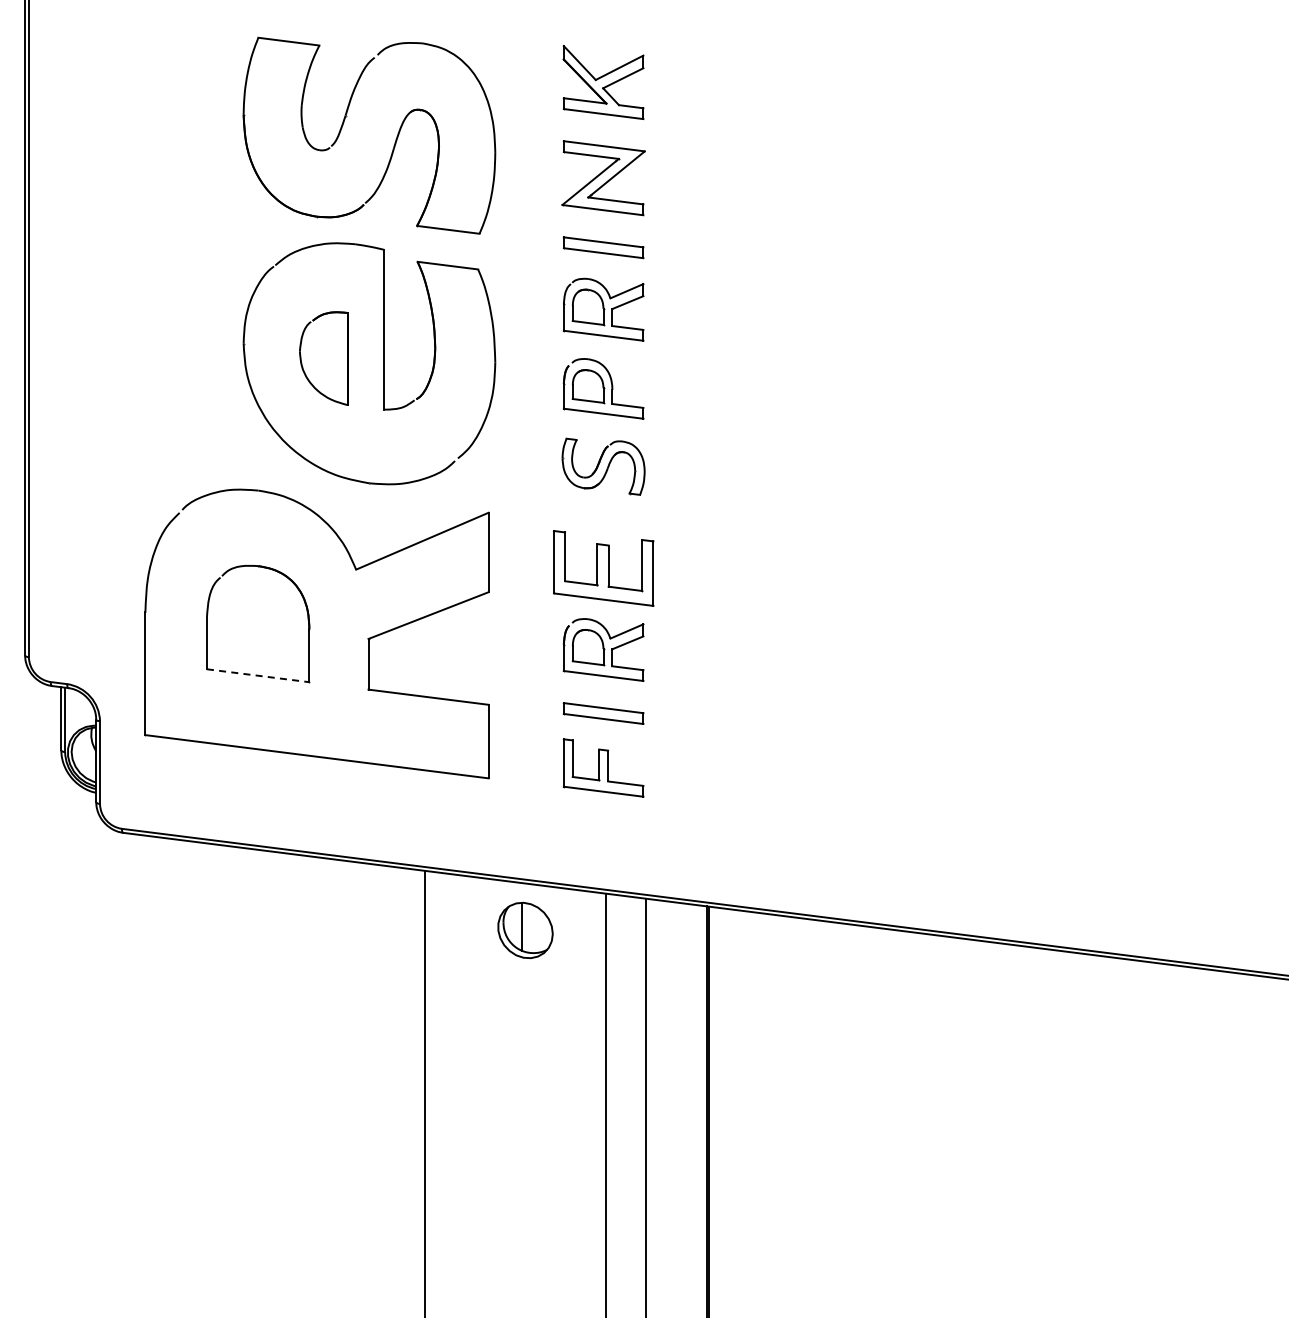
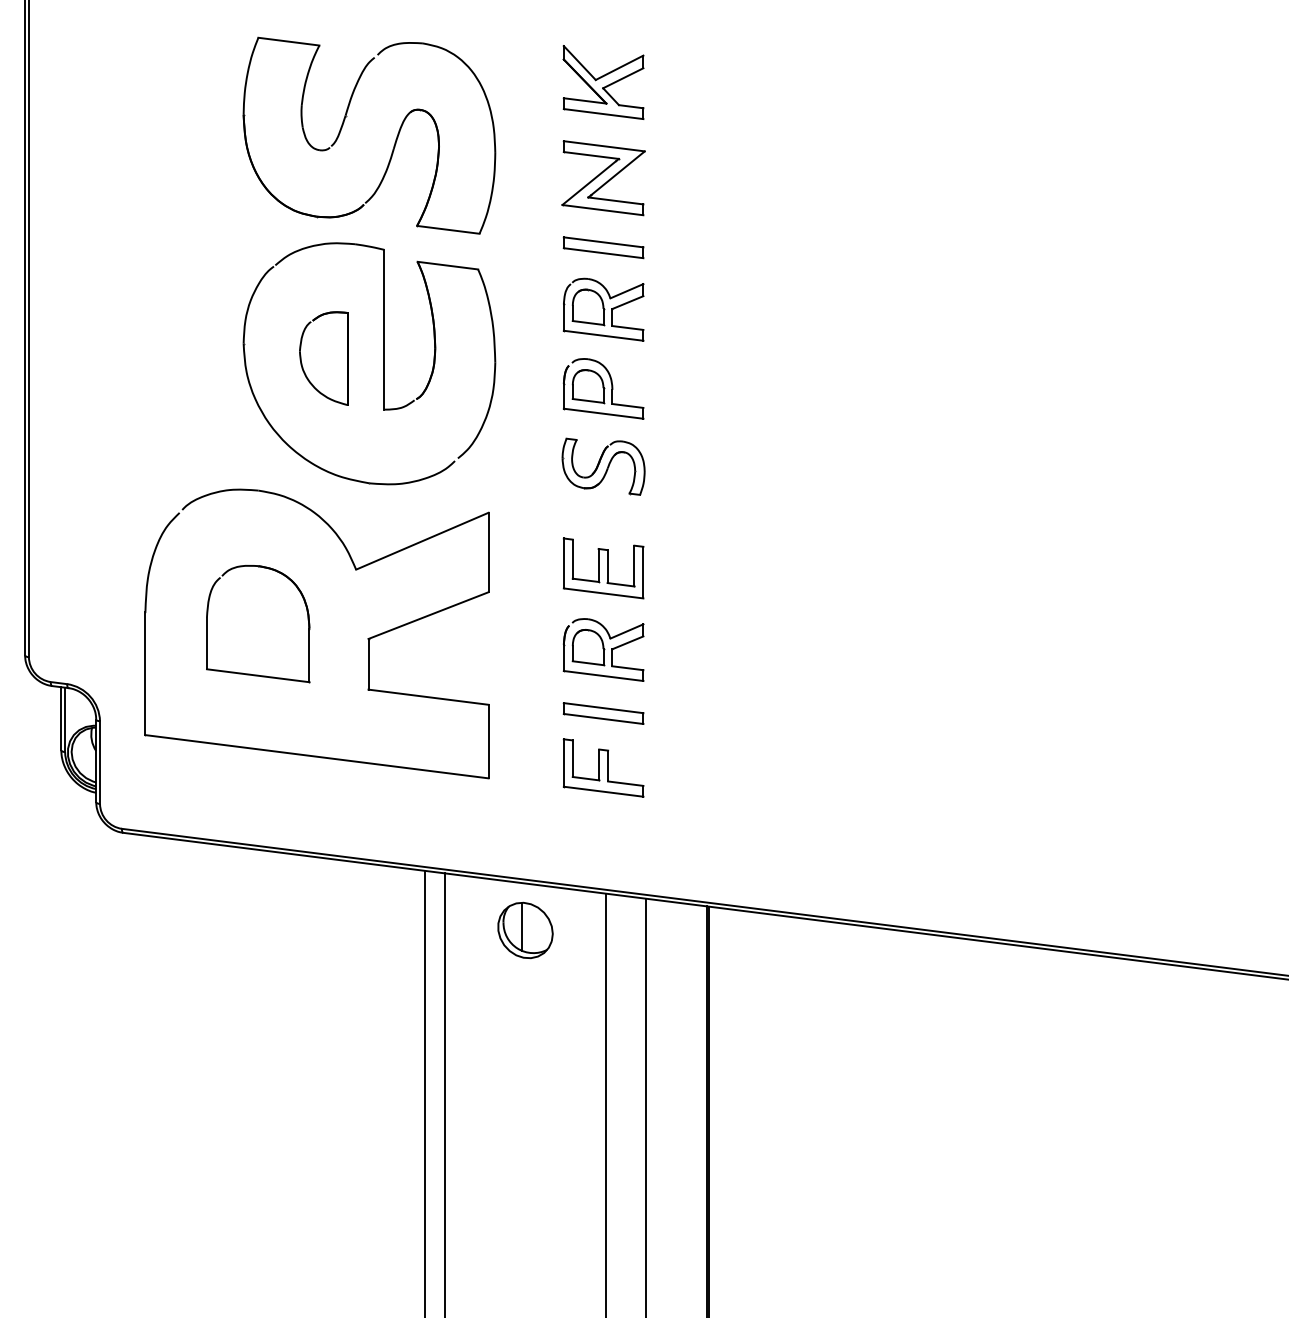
part size: 102x77 px -> 83x63 px (603, 568)
line: dashed -> solid (258, 675)
line: none -> present (444, 1093)
